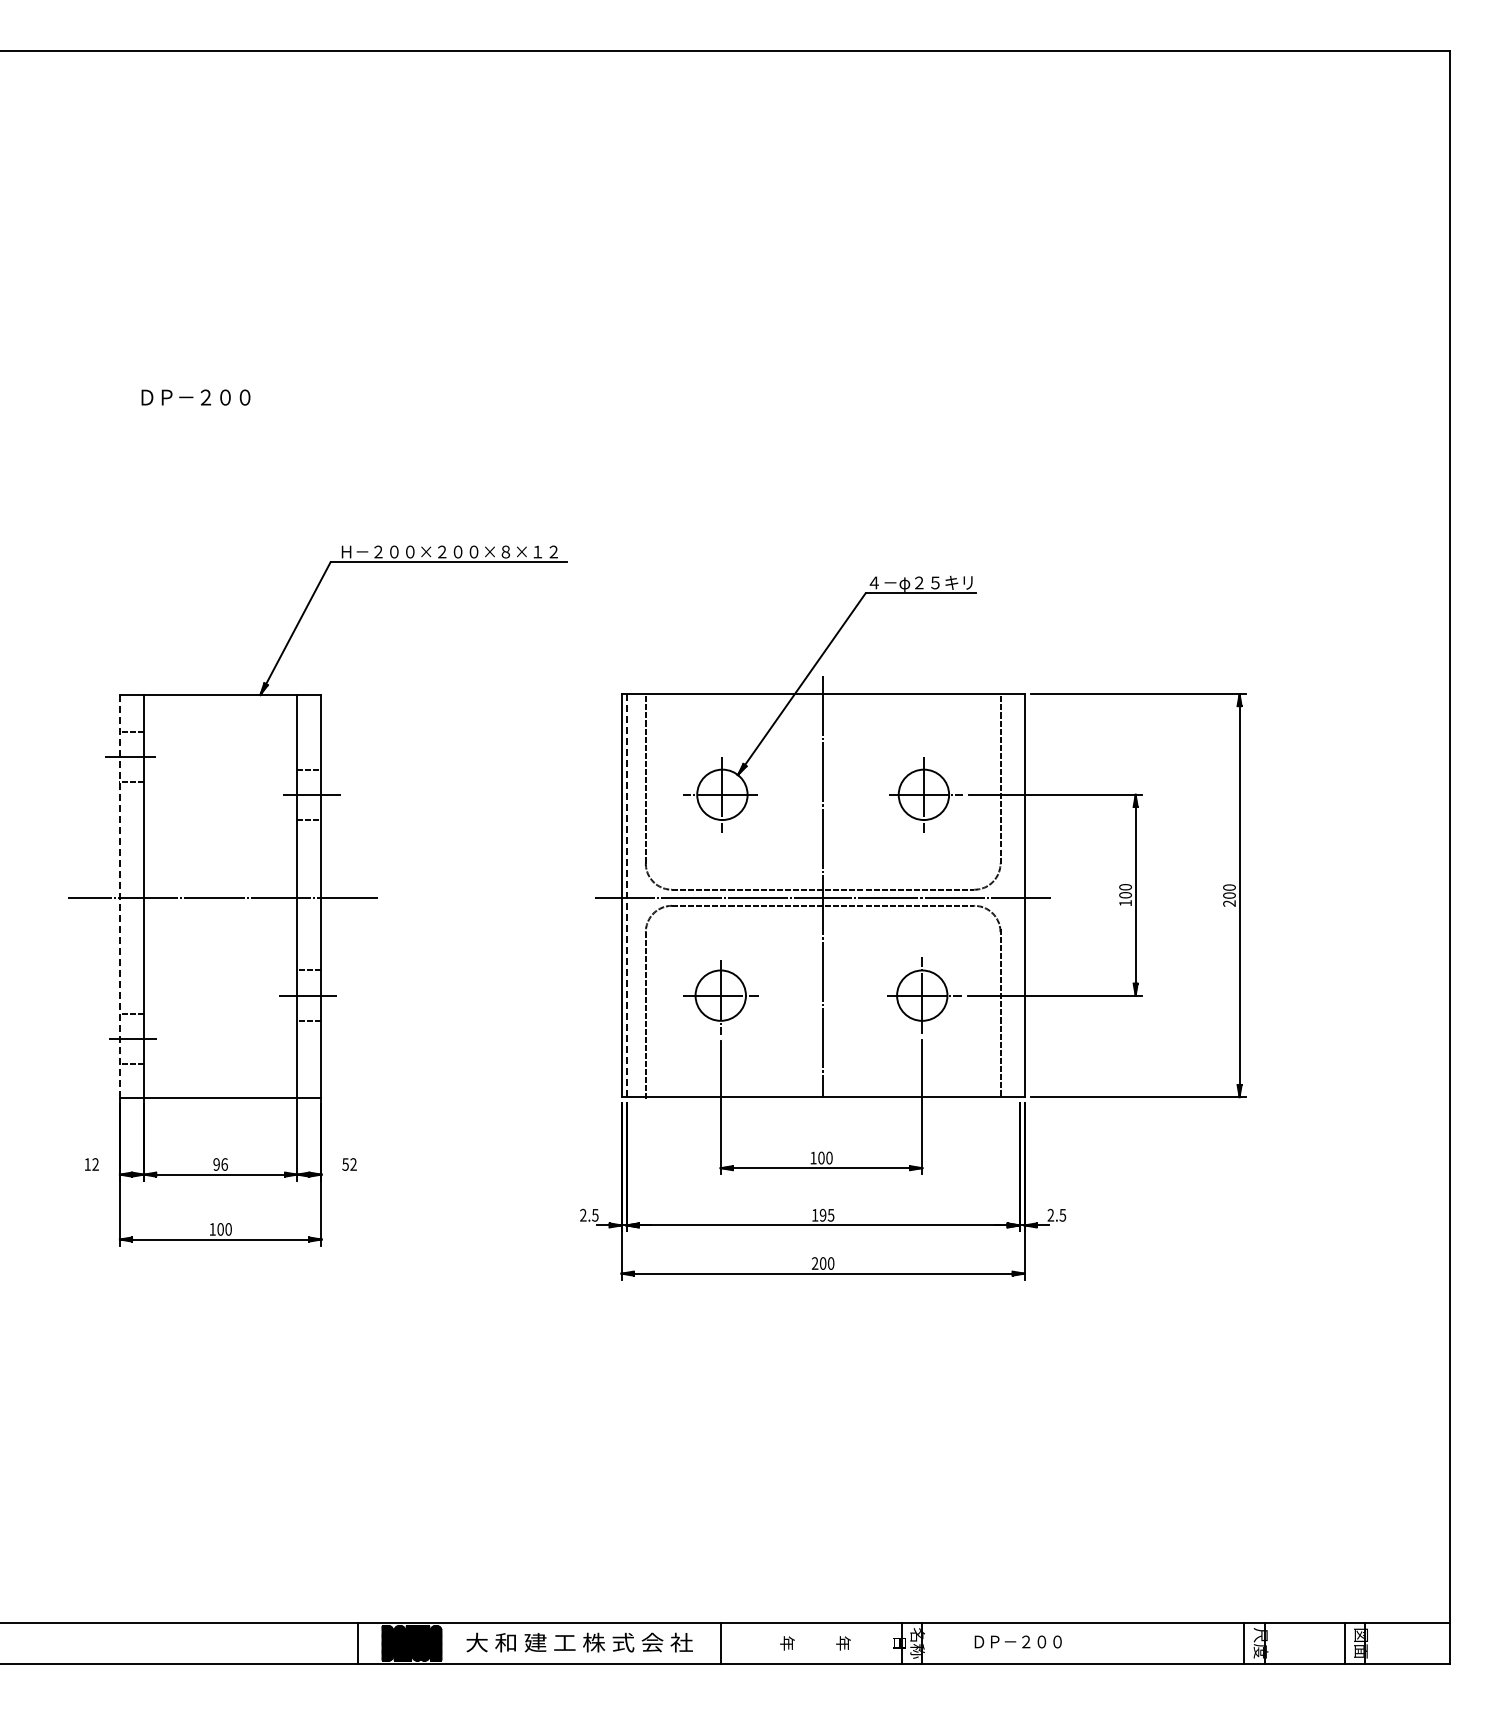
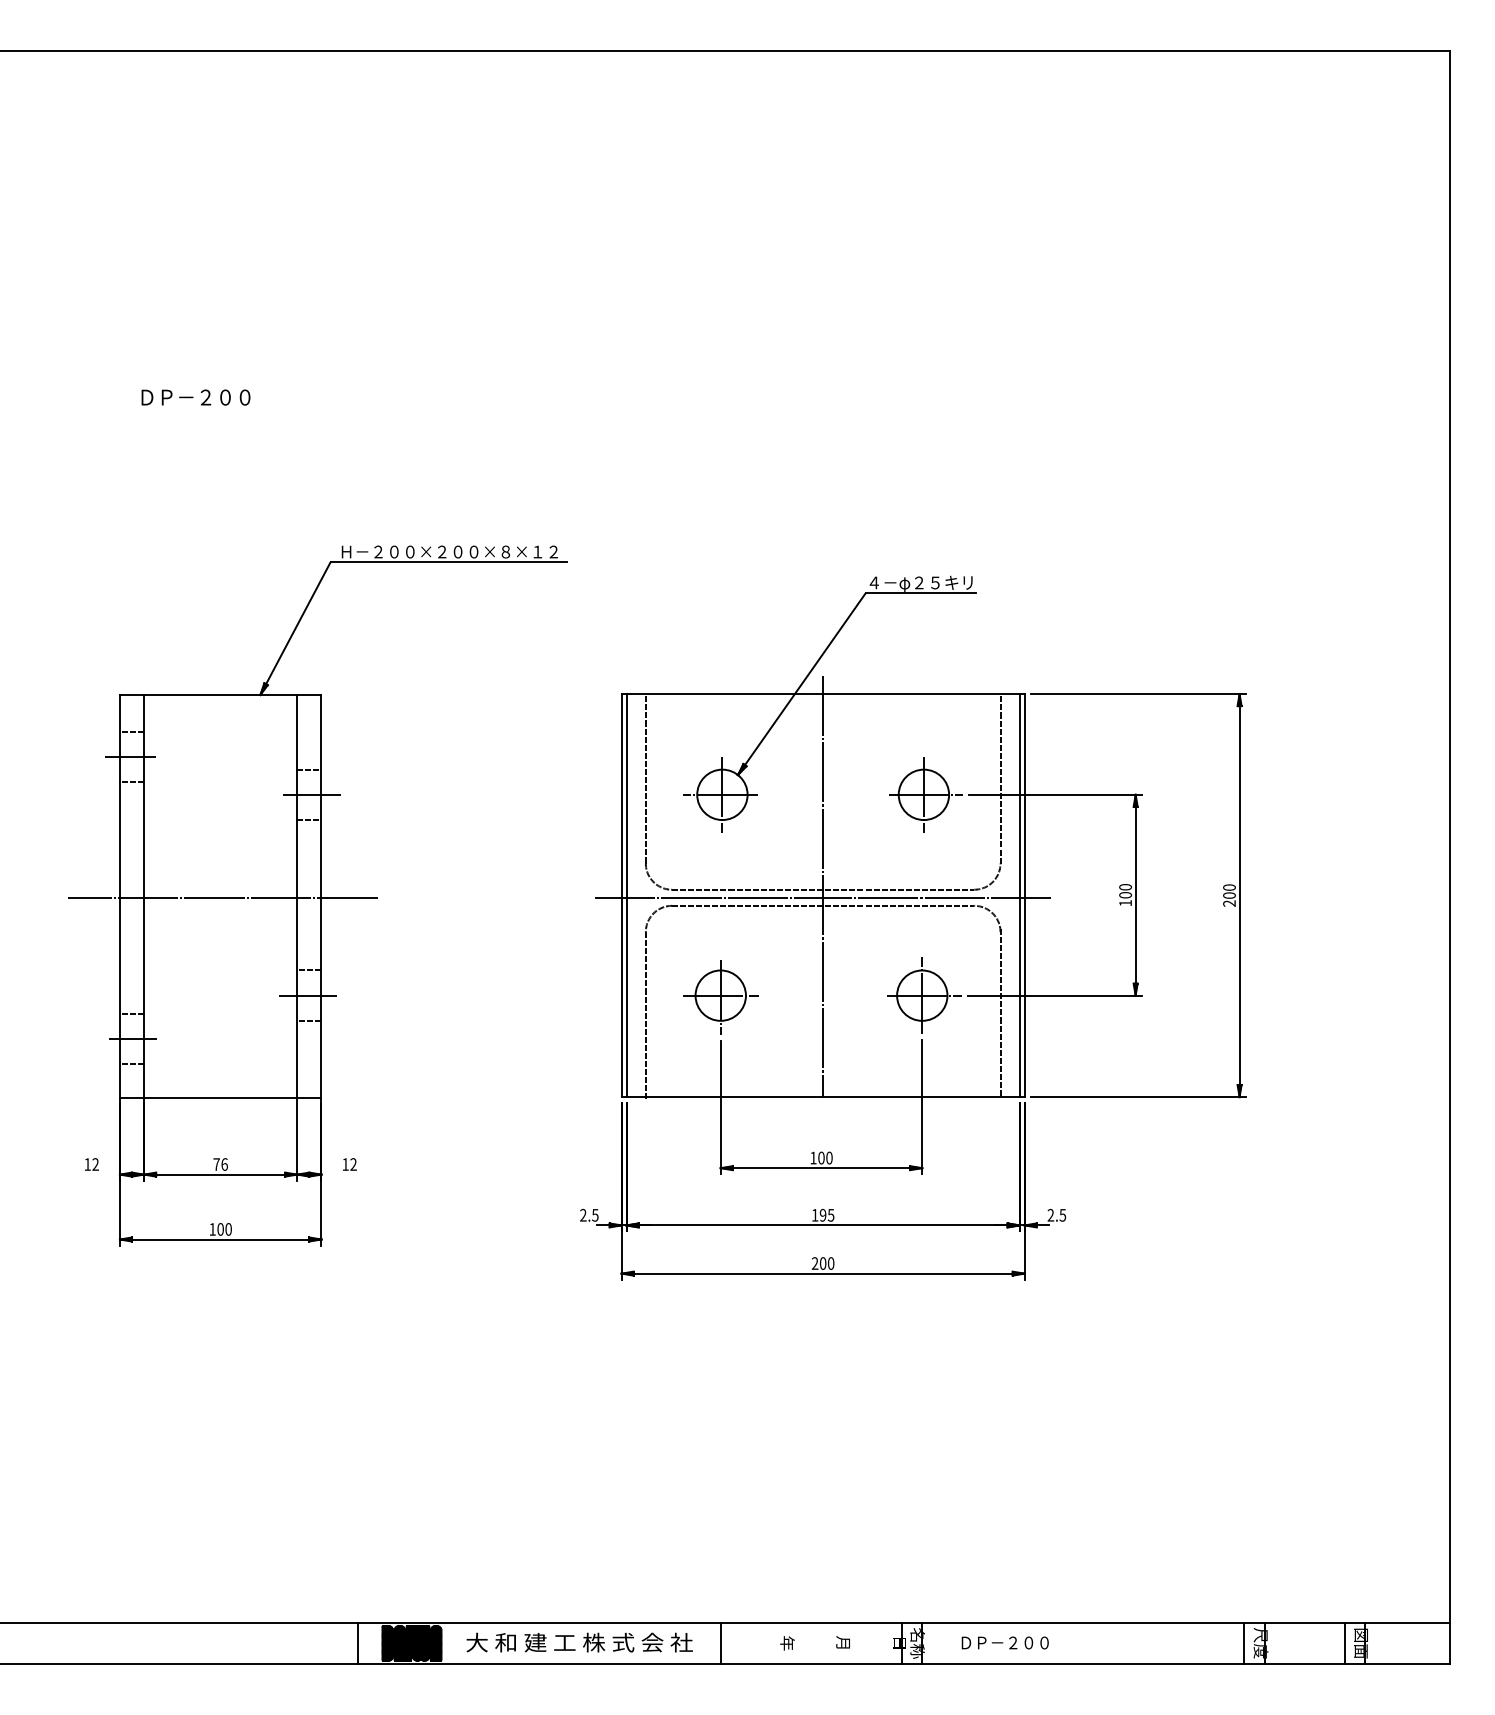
line: dashed -> solid (626, 895)
line: none -> present (1019, 895)
line: dashed -> solid (119, 896)
text: 96 -> 76 (216, 1164)
text: 52 -> 12 (345, 1164)
text position: (1017, 1641) -> (1004, 1642) (1004, 1642)
text: 年 -> 月 (843, 1643)
